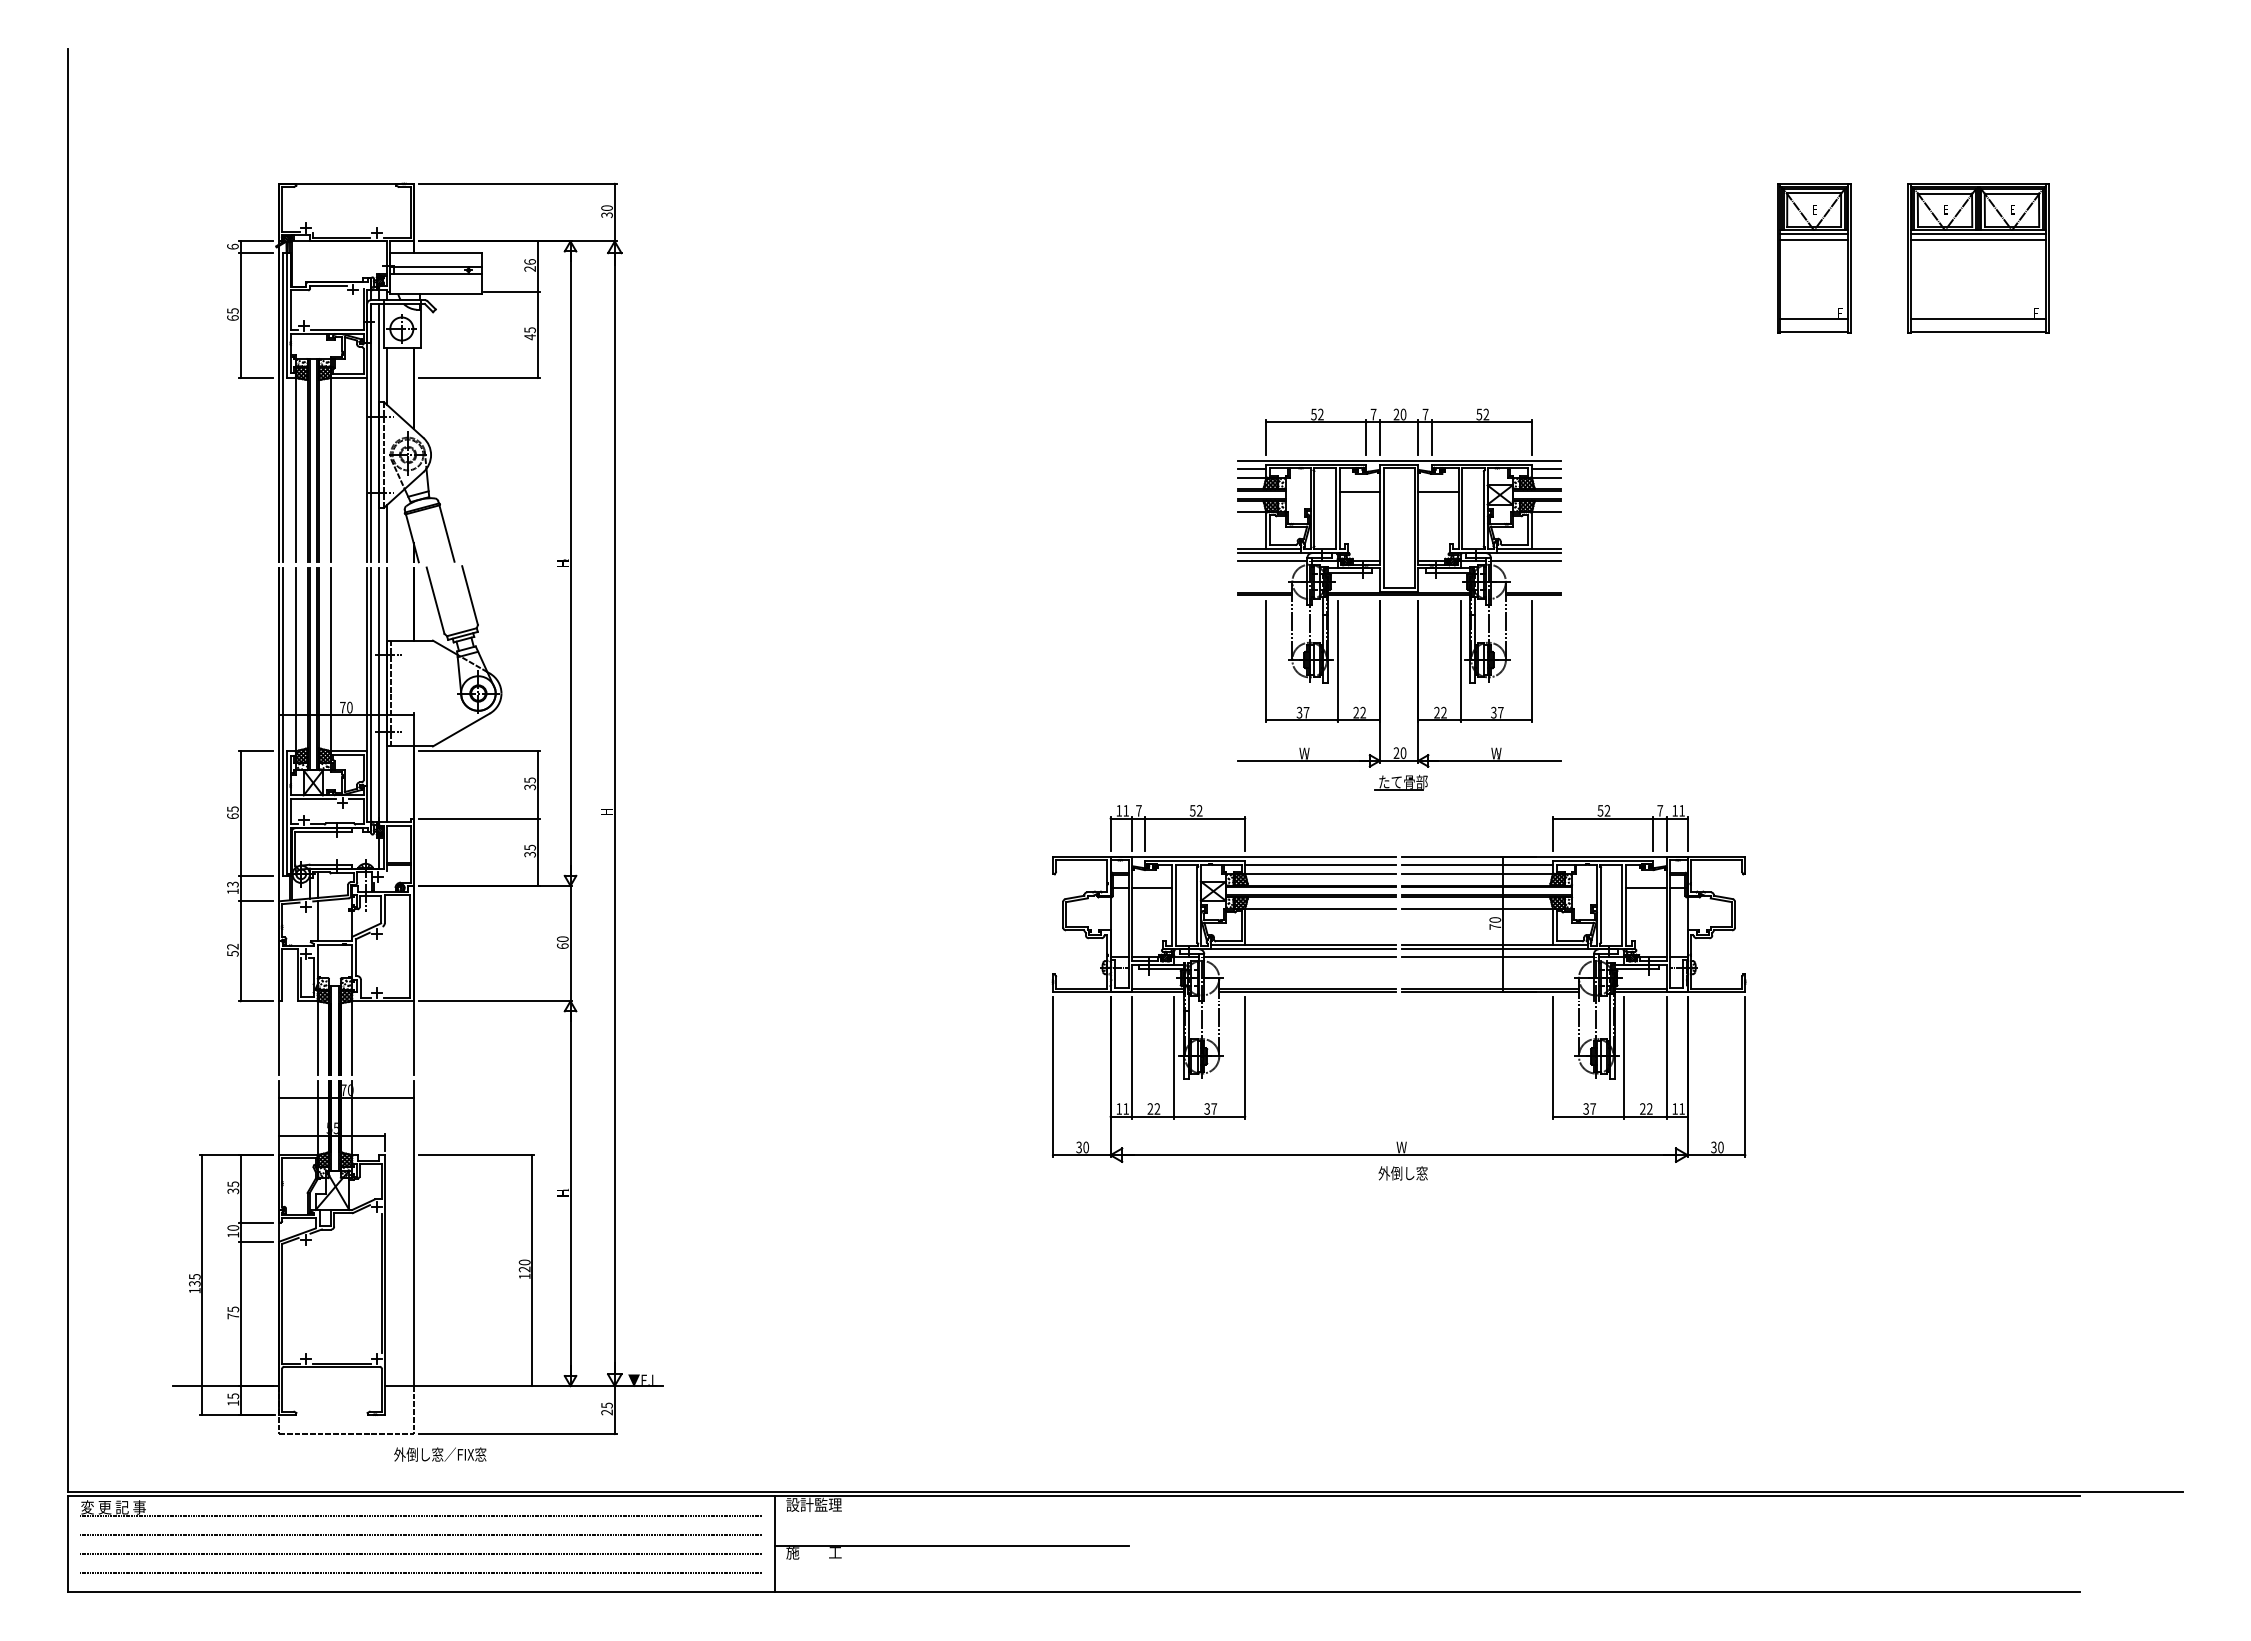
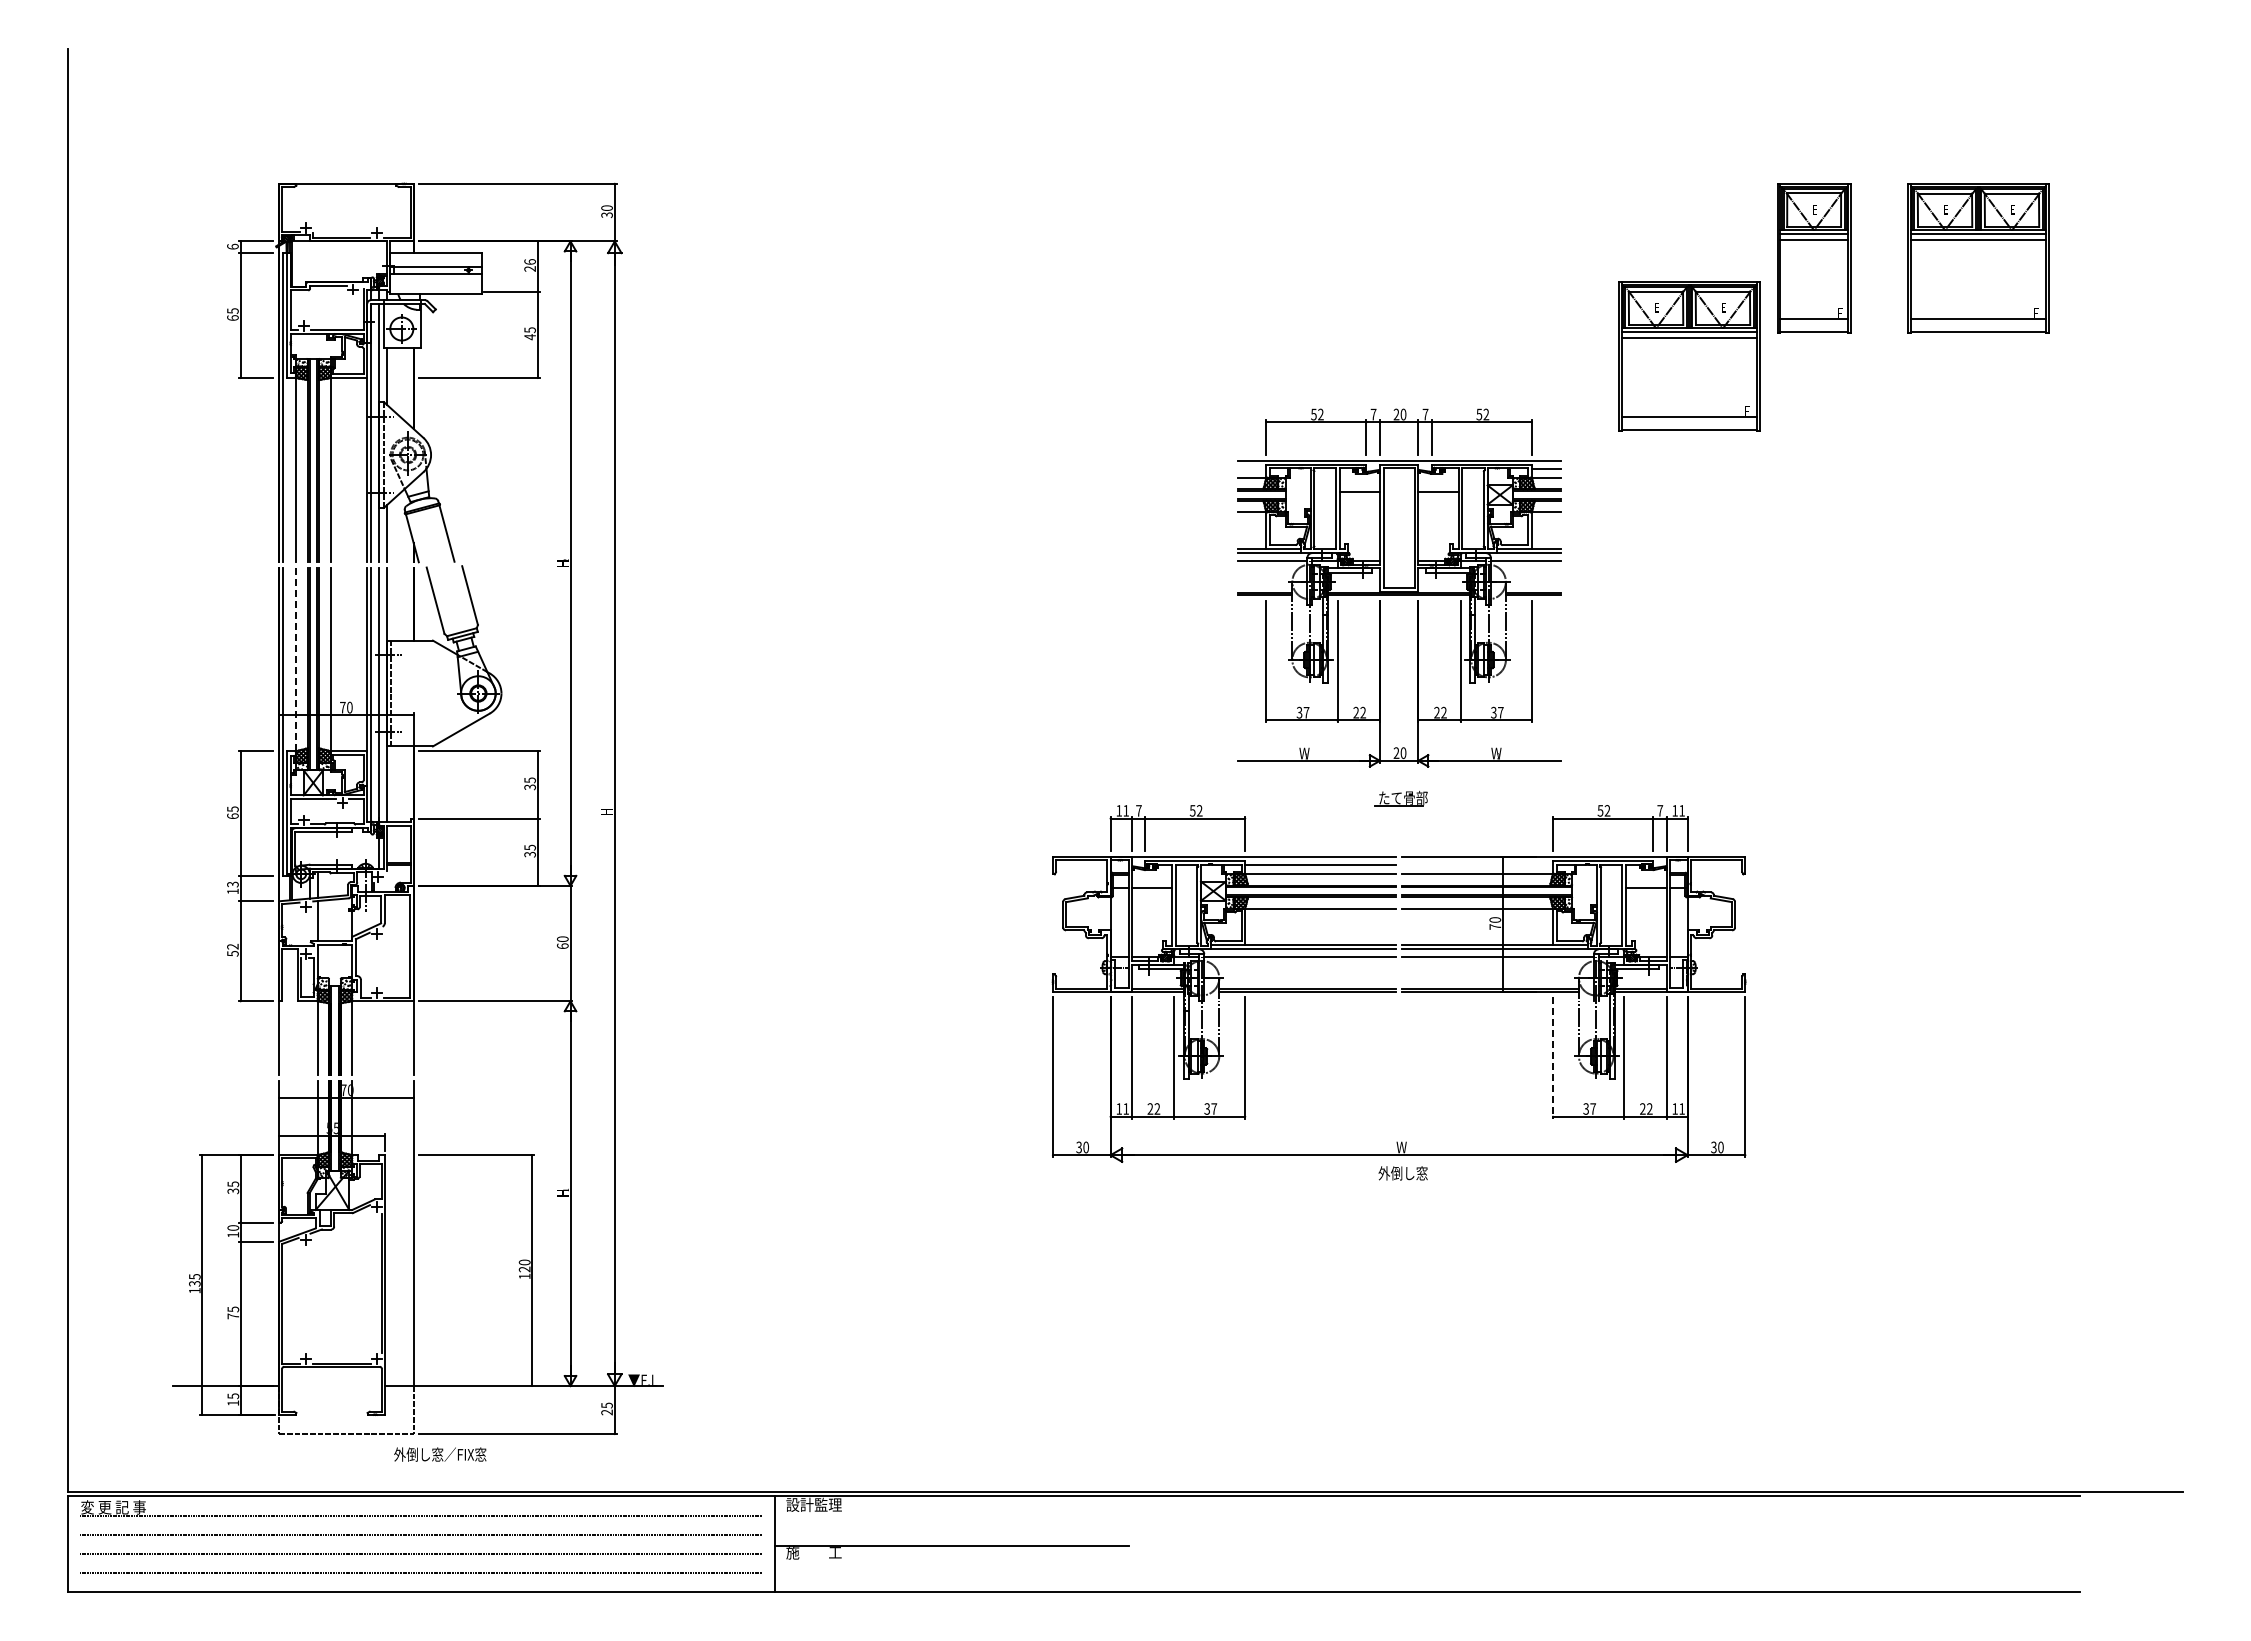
part: none -> present (1689, 356)
line: present -> none (1251, 468)
line: solid -> dashed (296, 659)
part position: (1400, 782) -> (1400, 798) (1400, 798)
line: present -> none (1477, 865)
line: solid -> dashed (1553, 1058)
